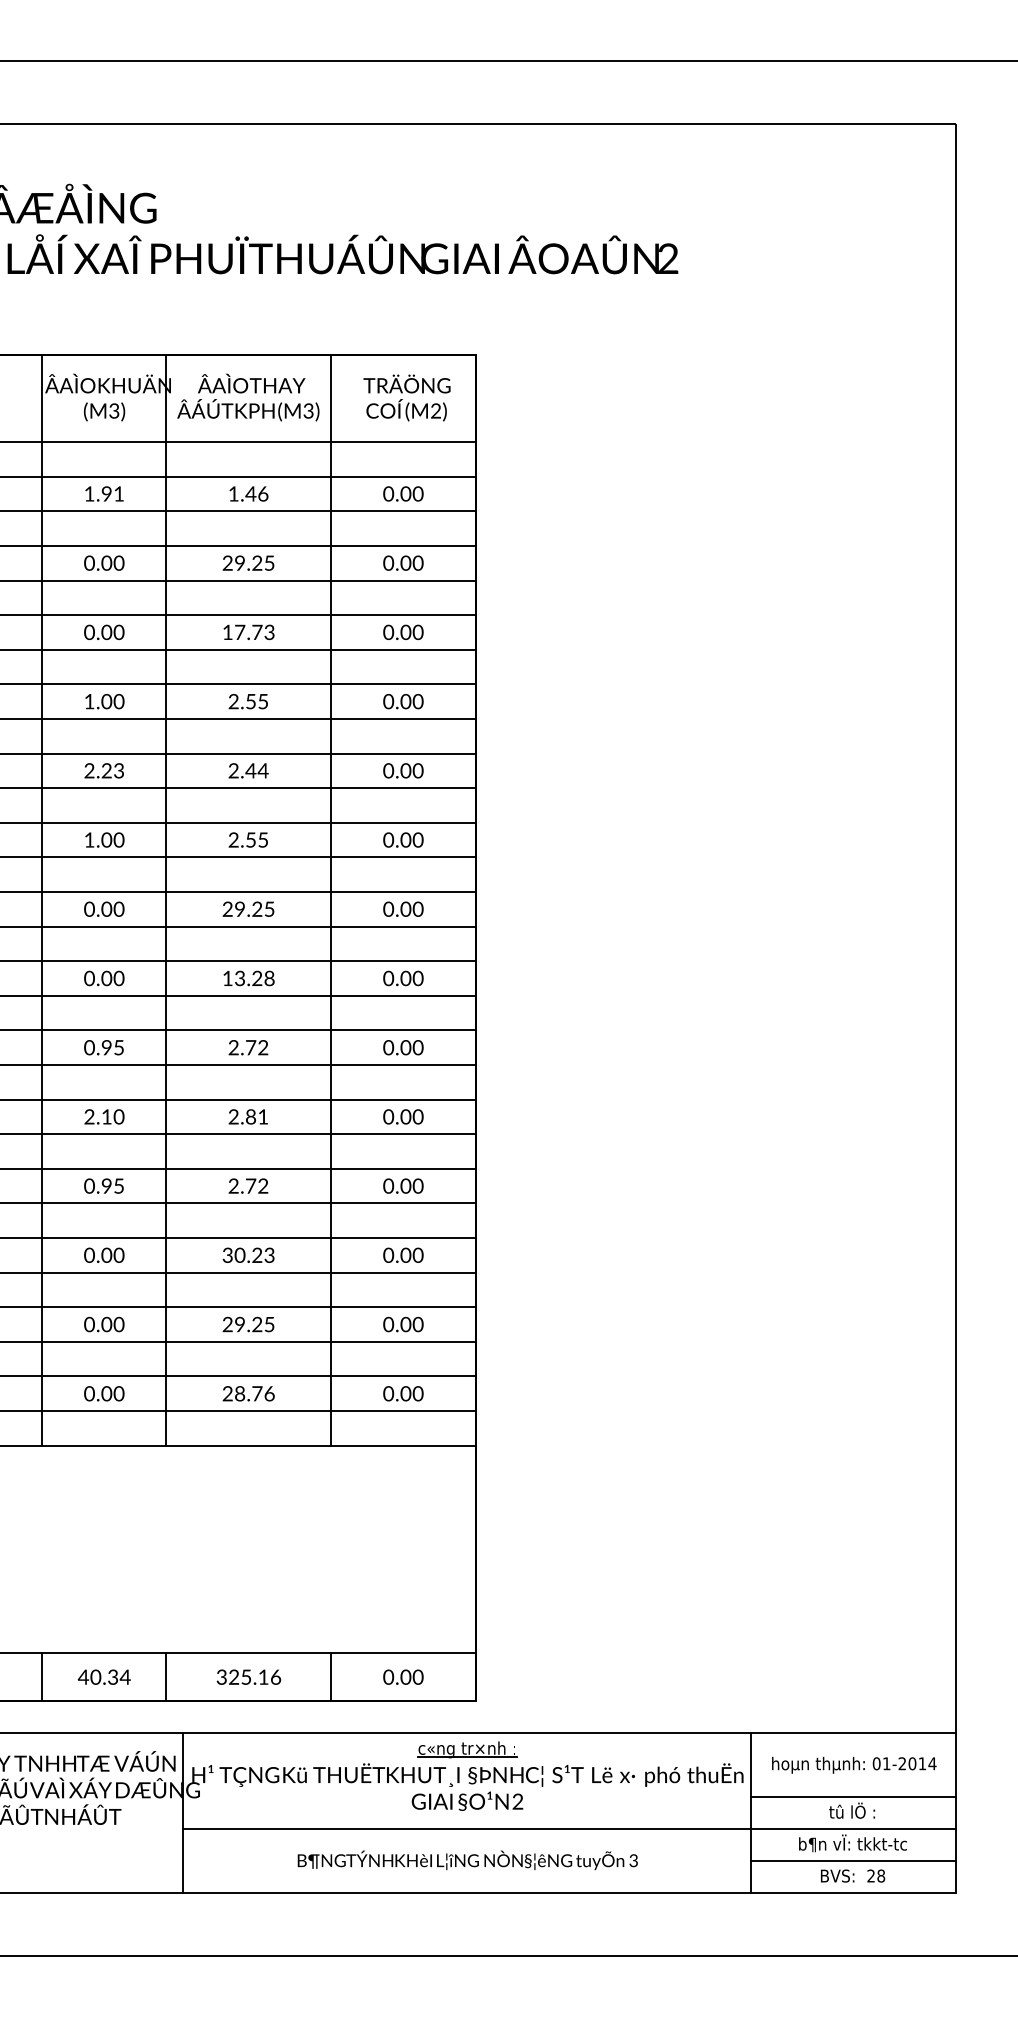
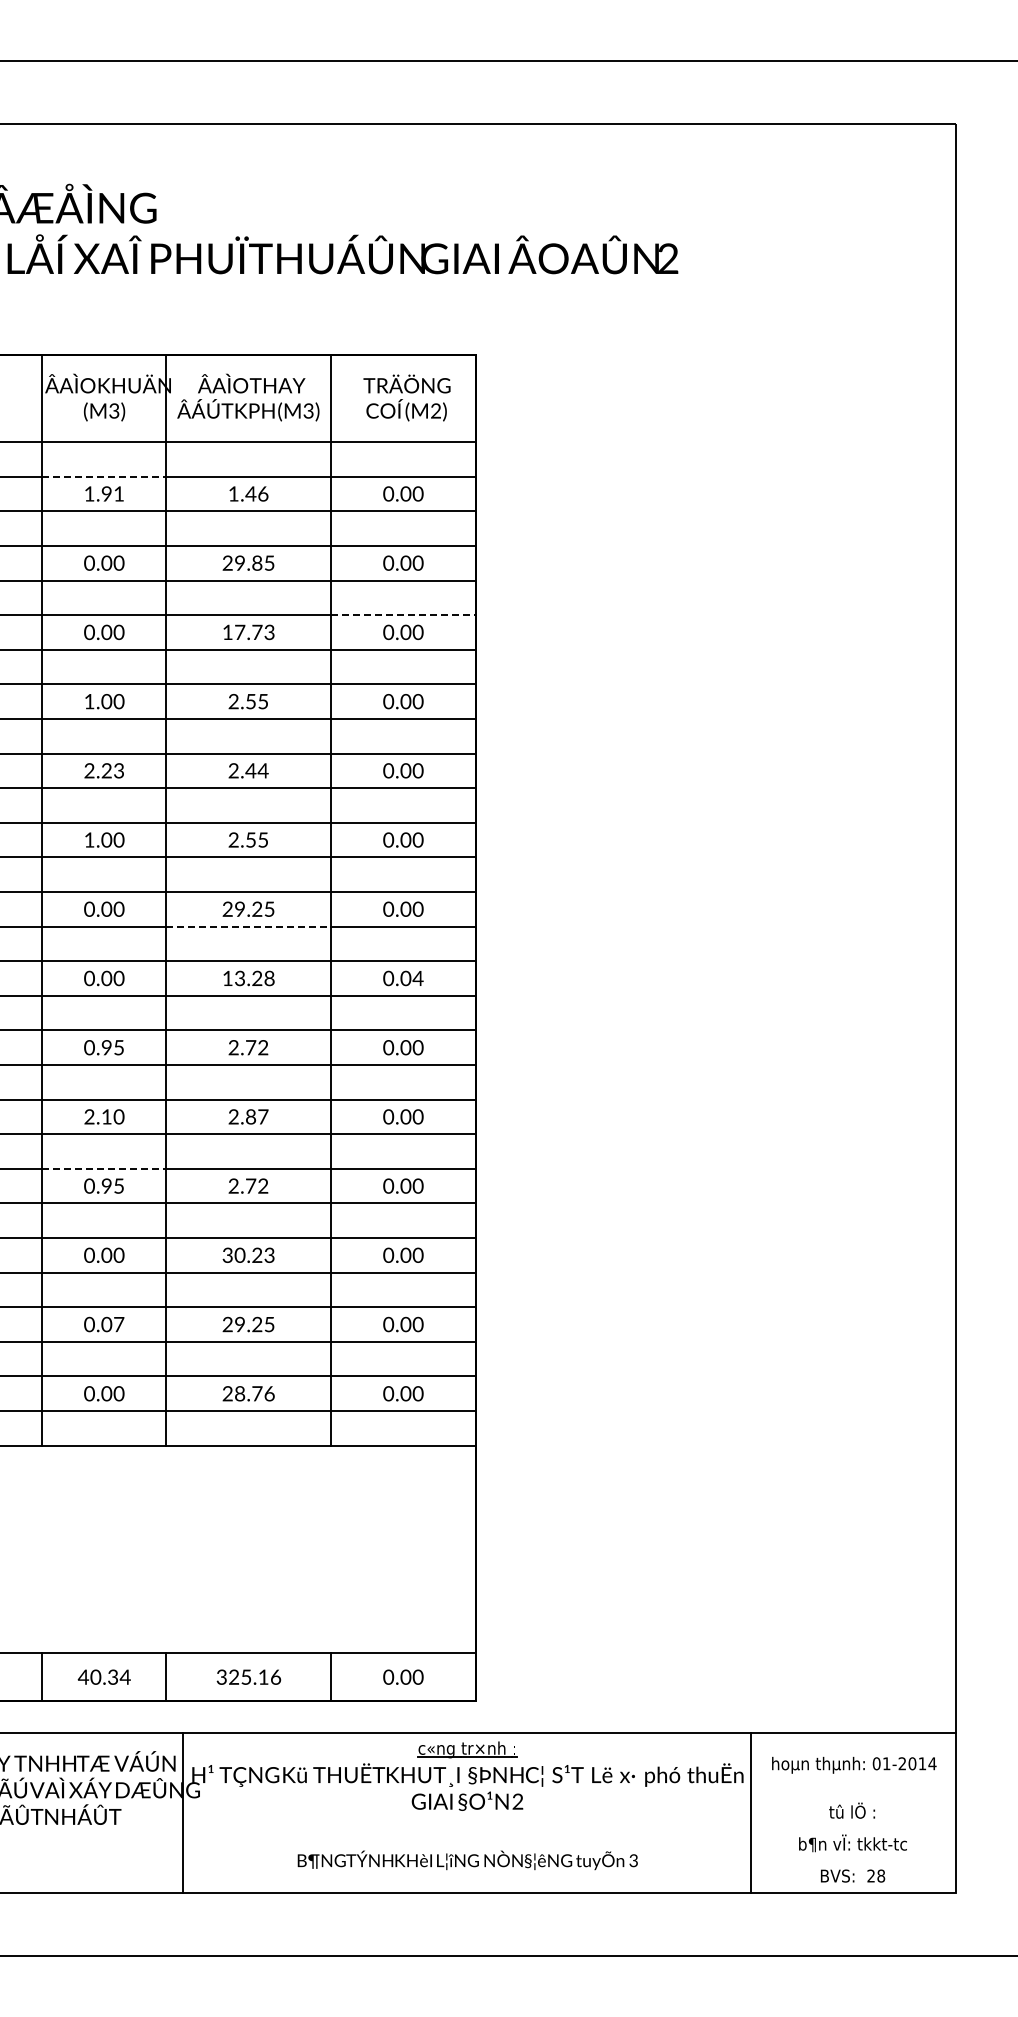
line: solid -> dashed (104, 476)
text: 29.25 -> 29.85 (257, 563)
line: solid -> dashed (403, 615)
line: solid -> dashed (248, 926)
text: 0.00 -> 0.04 (417, 978)
text: 2.81 -> 2.87 (263, 1116)
line: solid -> dashed (104, 1168)
text: 0.00 -> 0.07 (118, 1324)
line: present -> none (853, 1796)
line: present -> none (569, 1828)
line: present -> none (853, 1860)
